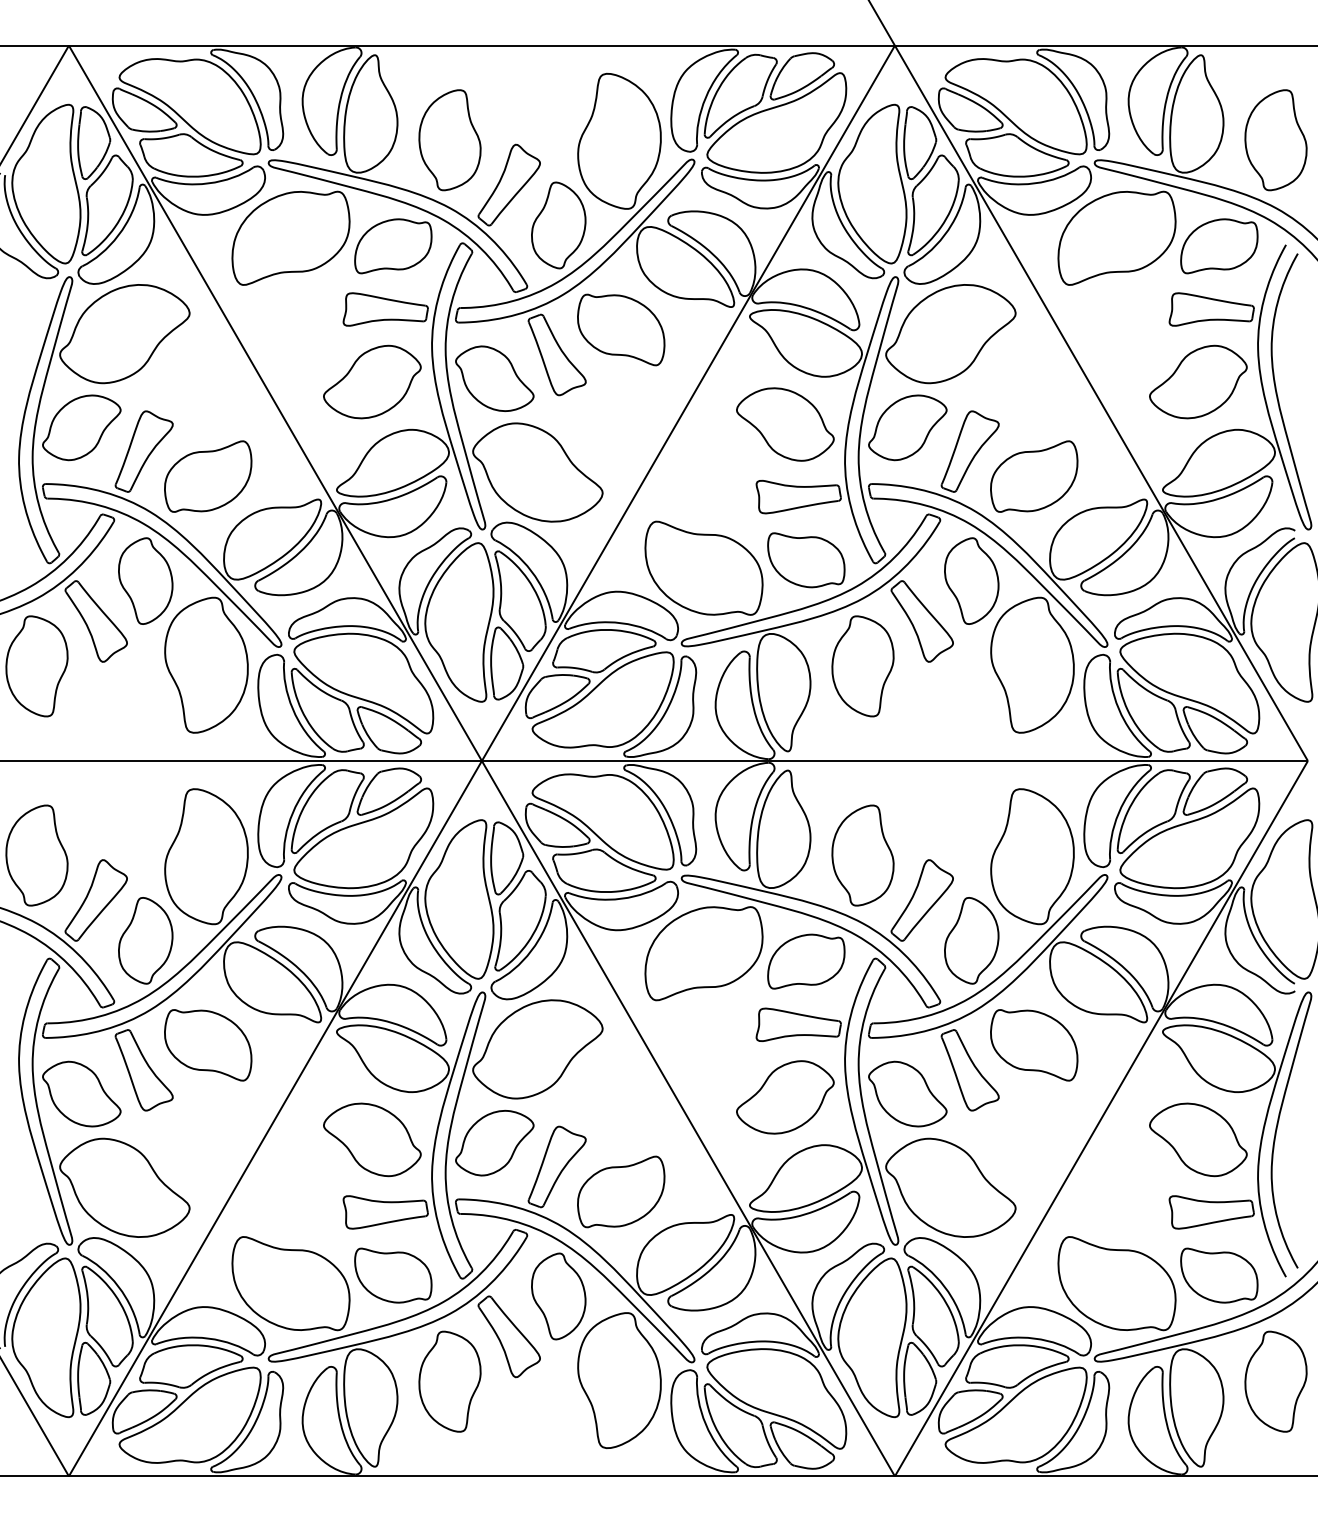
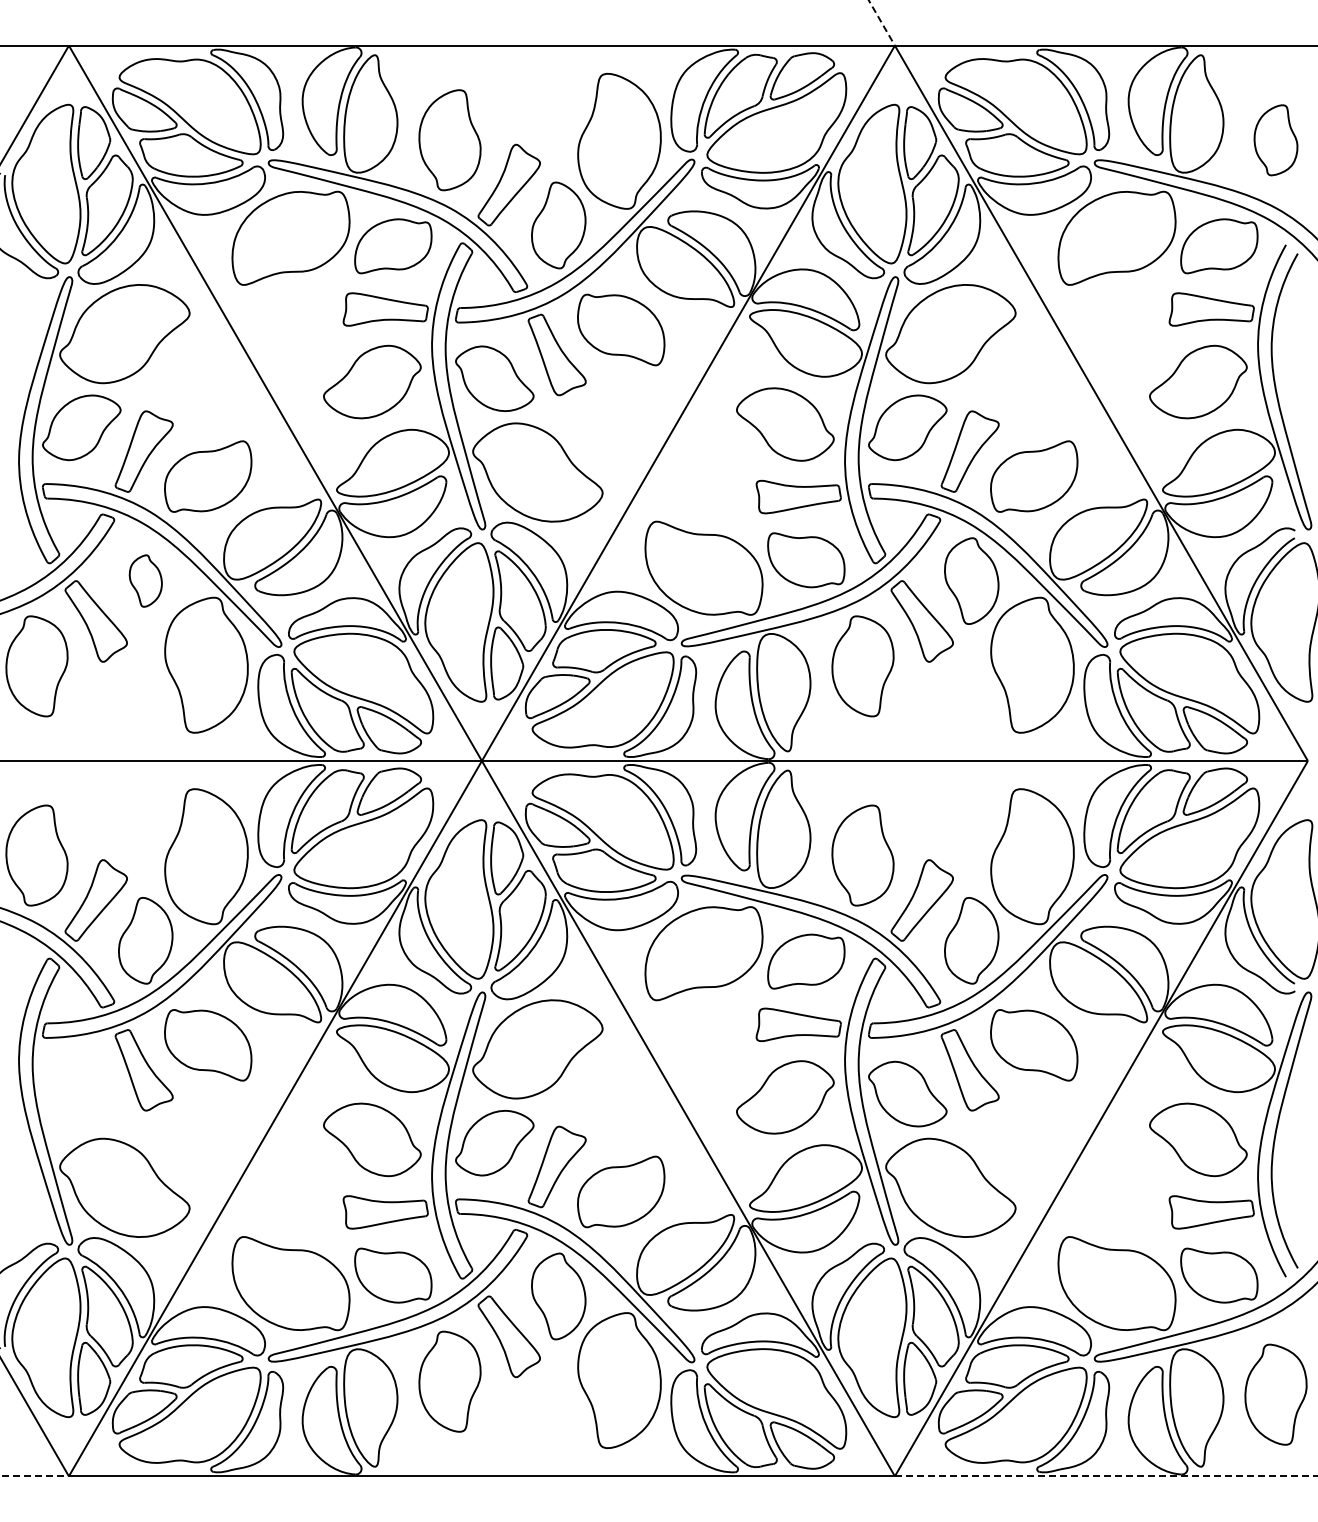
line: solid -> dashed (881, 23)
part size: 64x103 px -> 46x73 px (1275, 140)
part size: 56x88 px -> 35x54 px (145, 580)
part: present -> none (81, 1093)
part position: (1275, 1381) -> (1275, 1394) (1275, 1394)
line: solid -> dashed (34, 1476)
line: solid -> dashed (1106, 1476)
